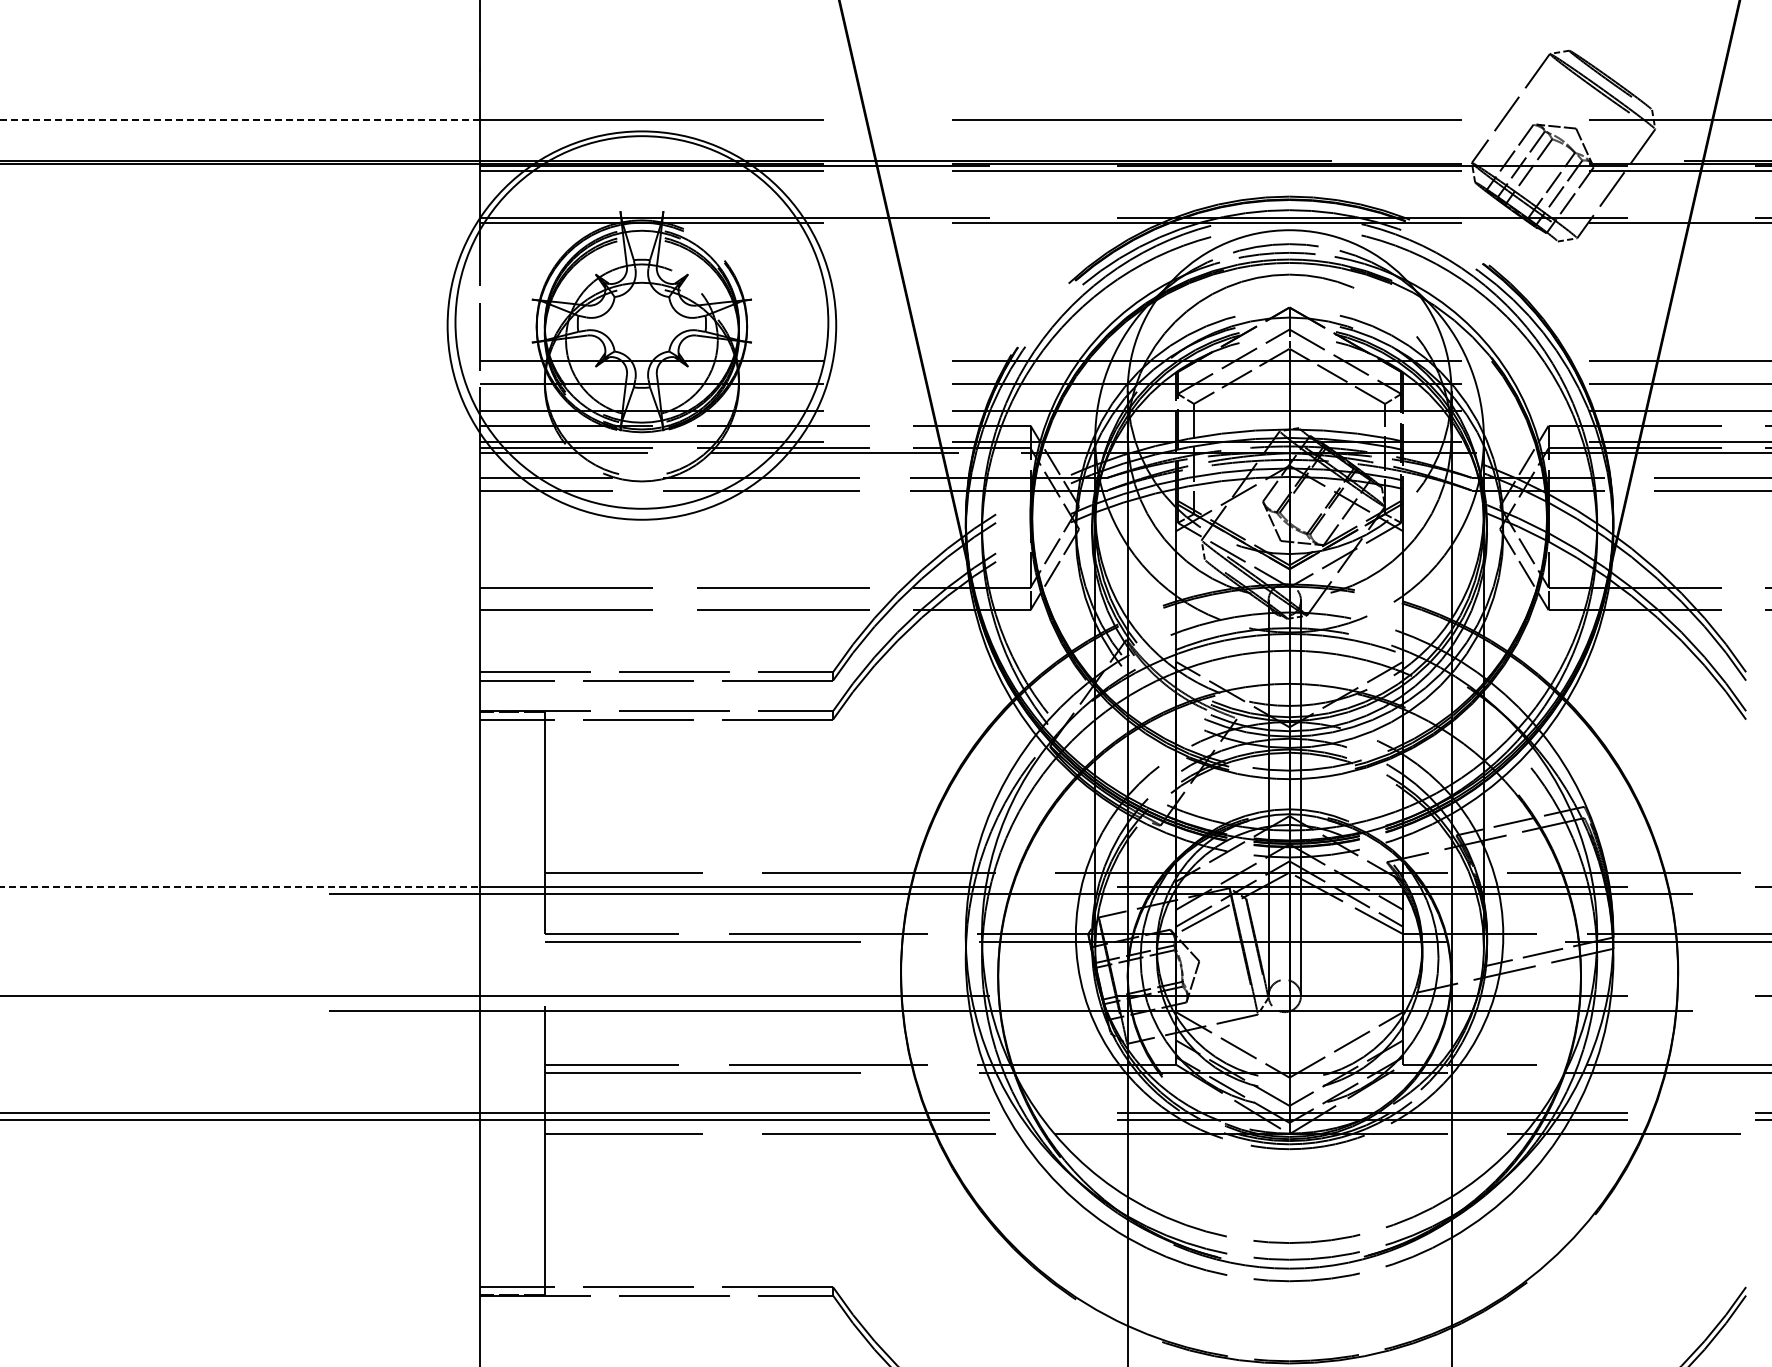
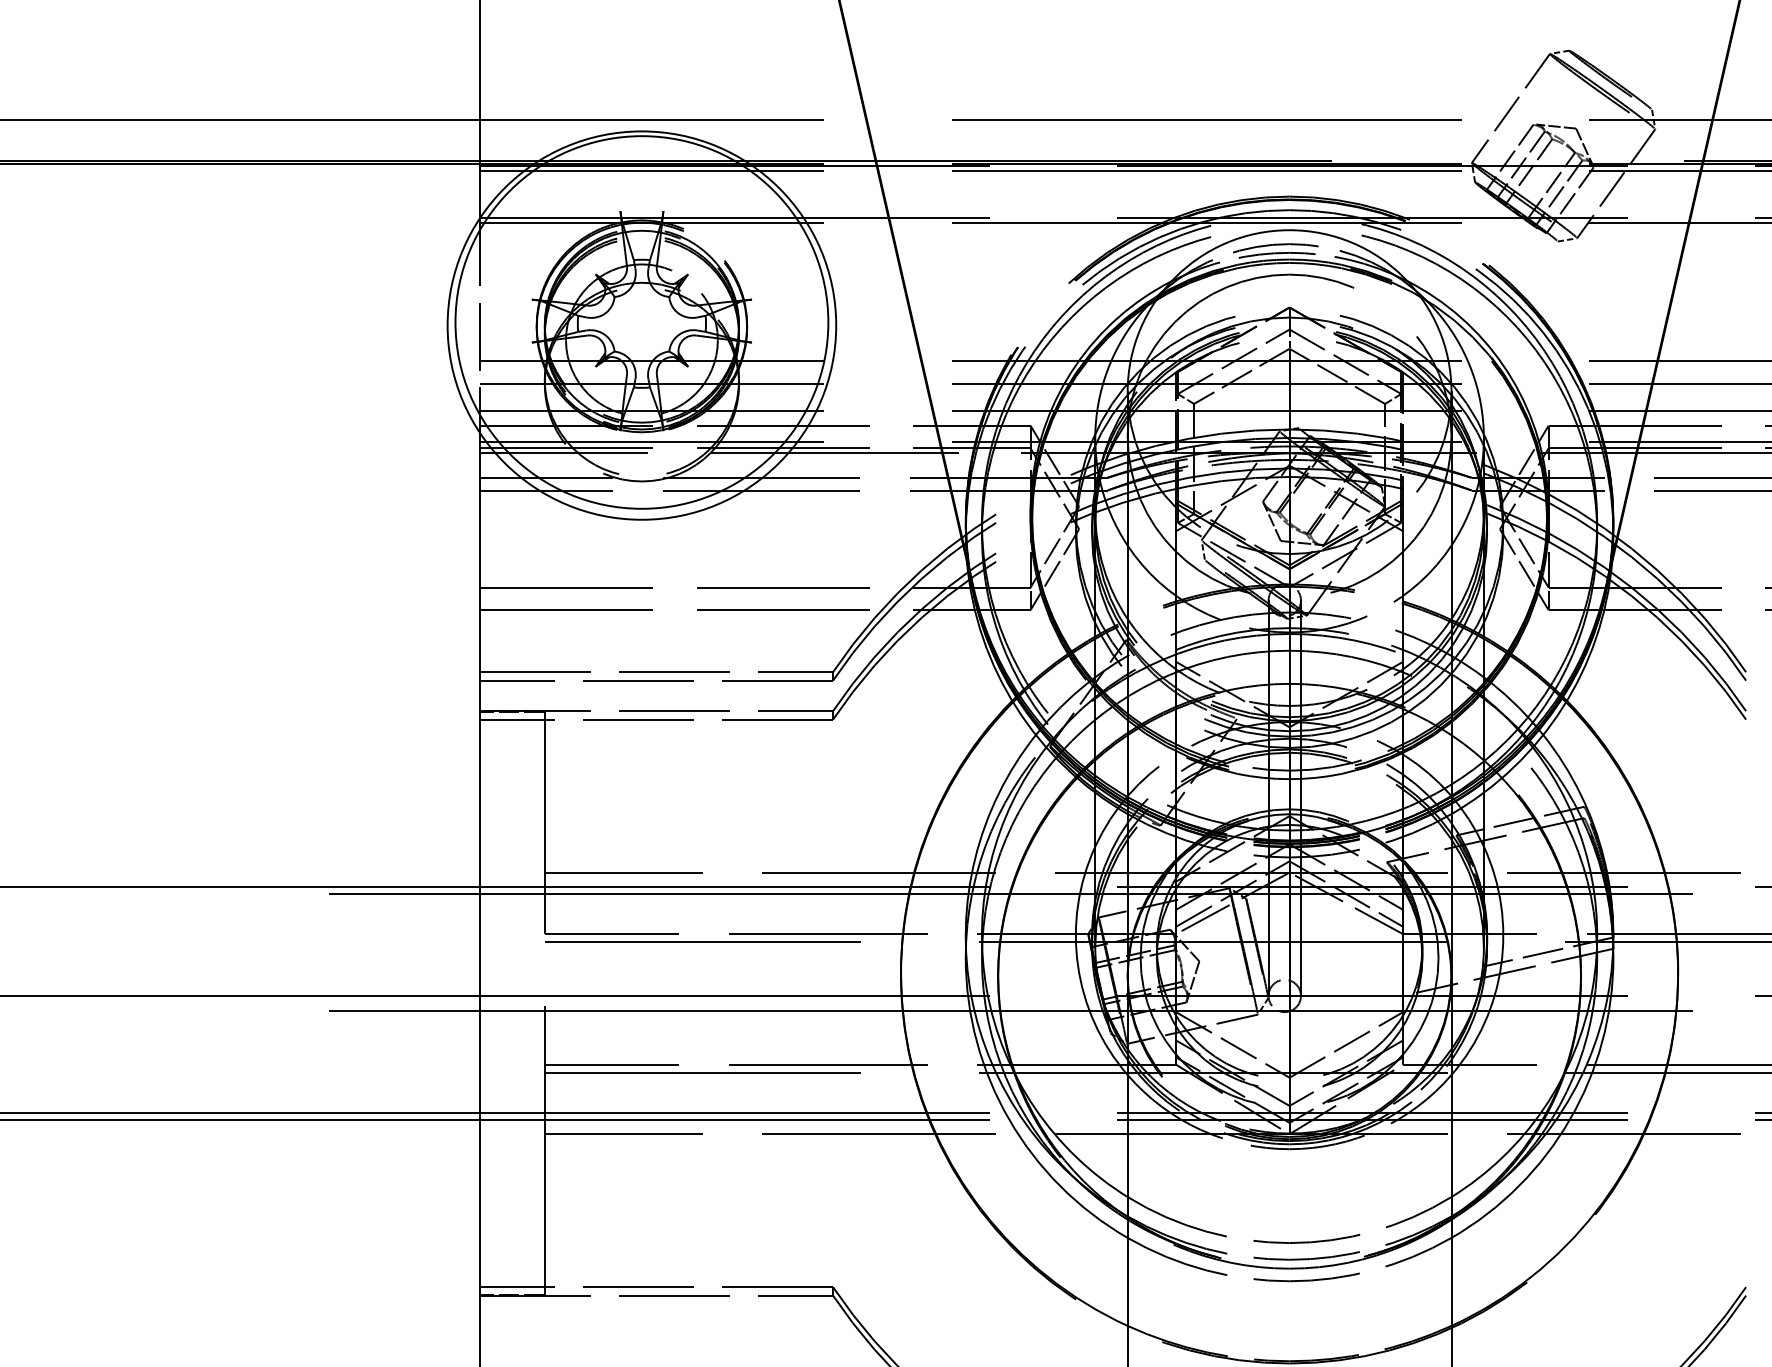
line: dashed -> solid (239, 120)
line: dashed -> solid (241, 886)
